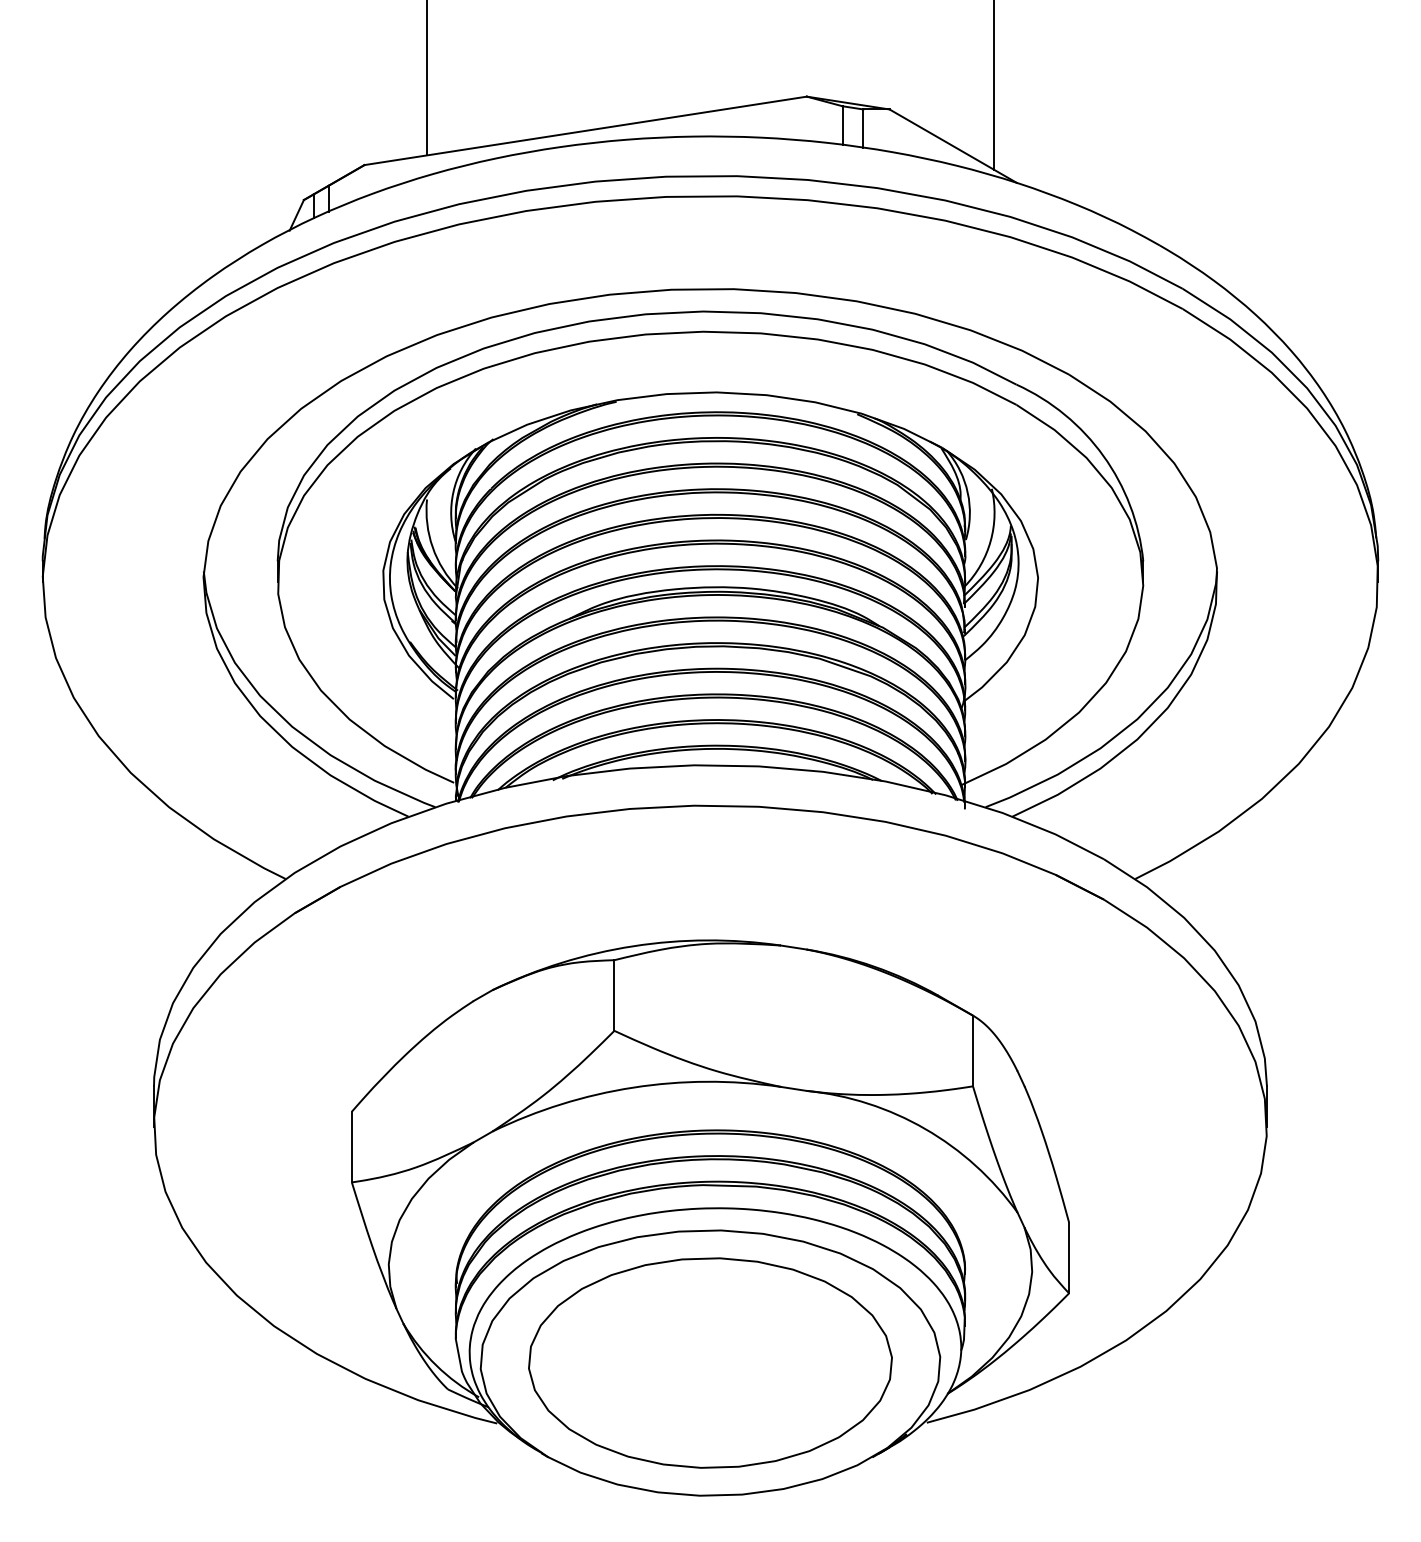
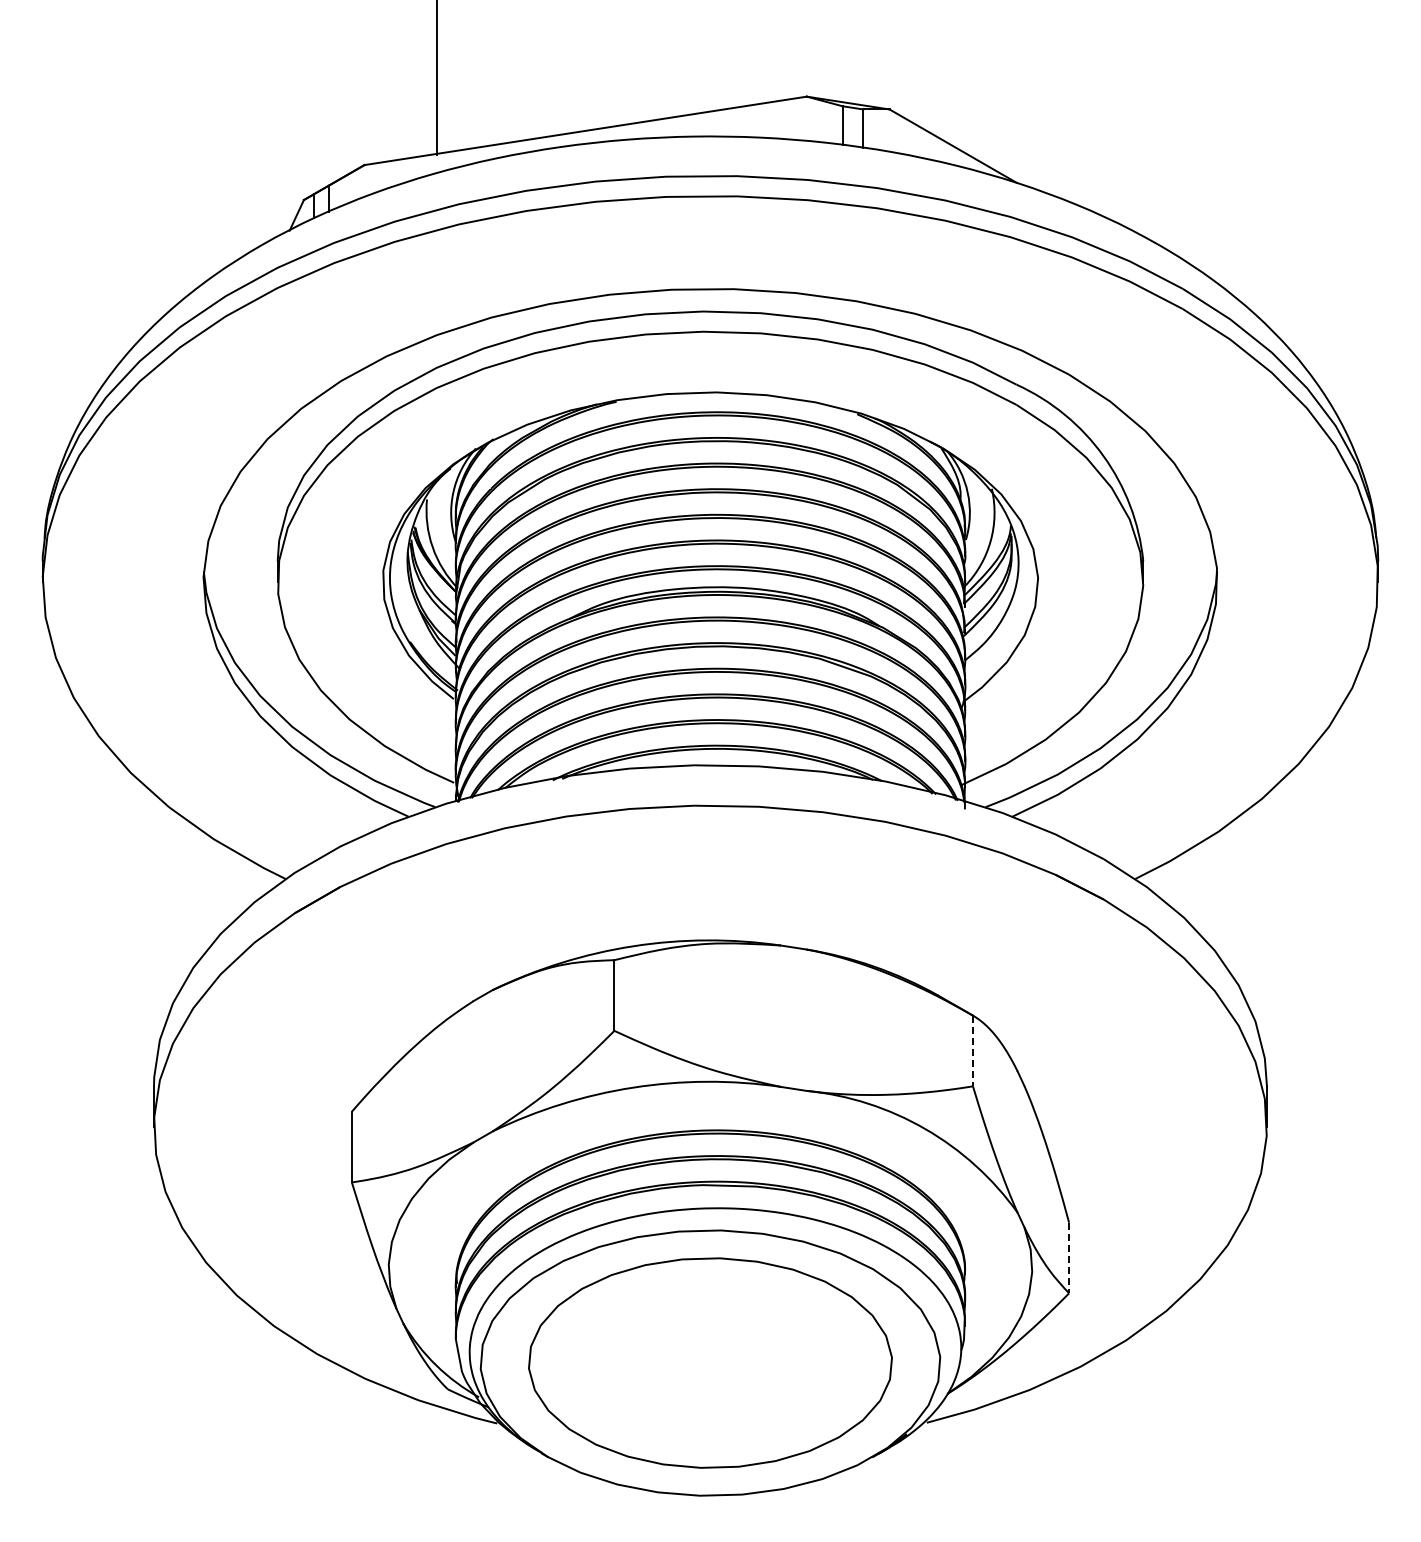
line position: (427, 78) -> (437, 78) (437, 78)
line: present -> none (993, 85)
line: solid -> dashed (973, 1051)
line: solid -> dashed (1069, 1258)
